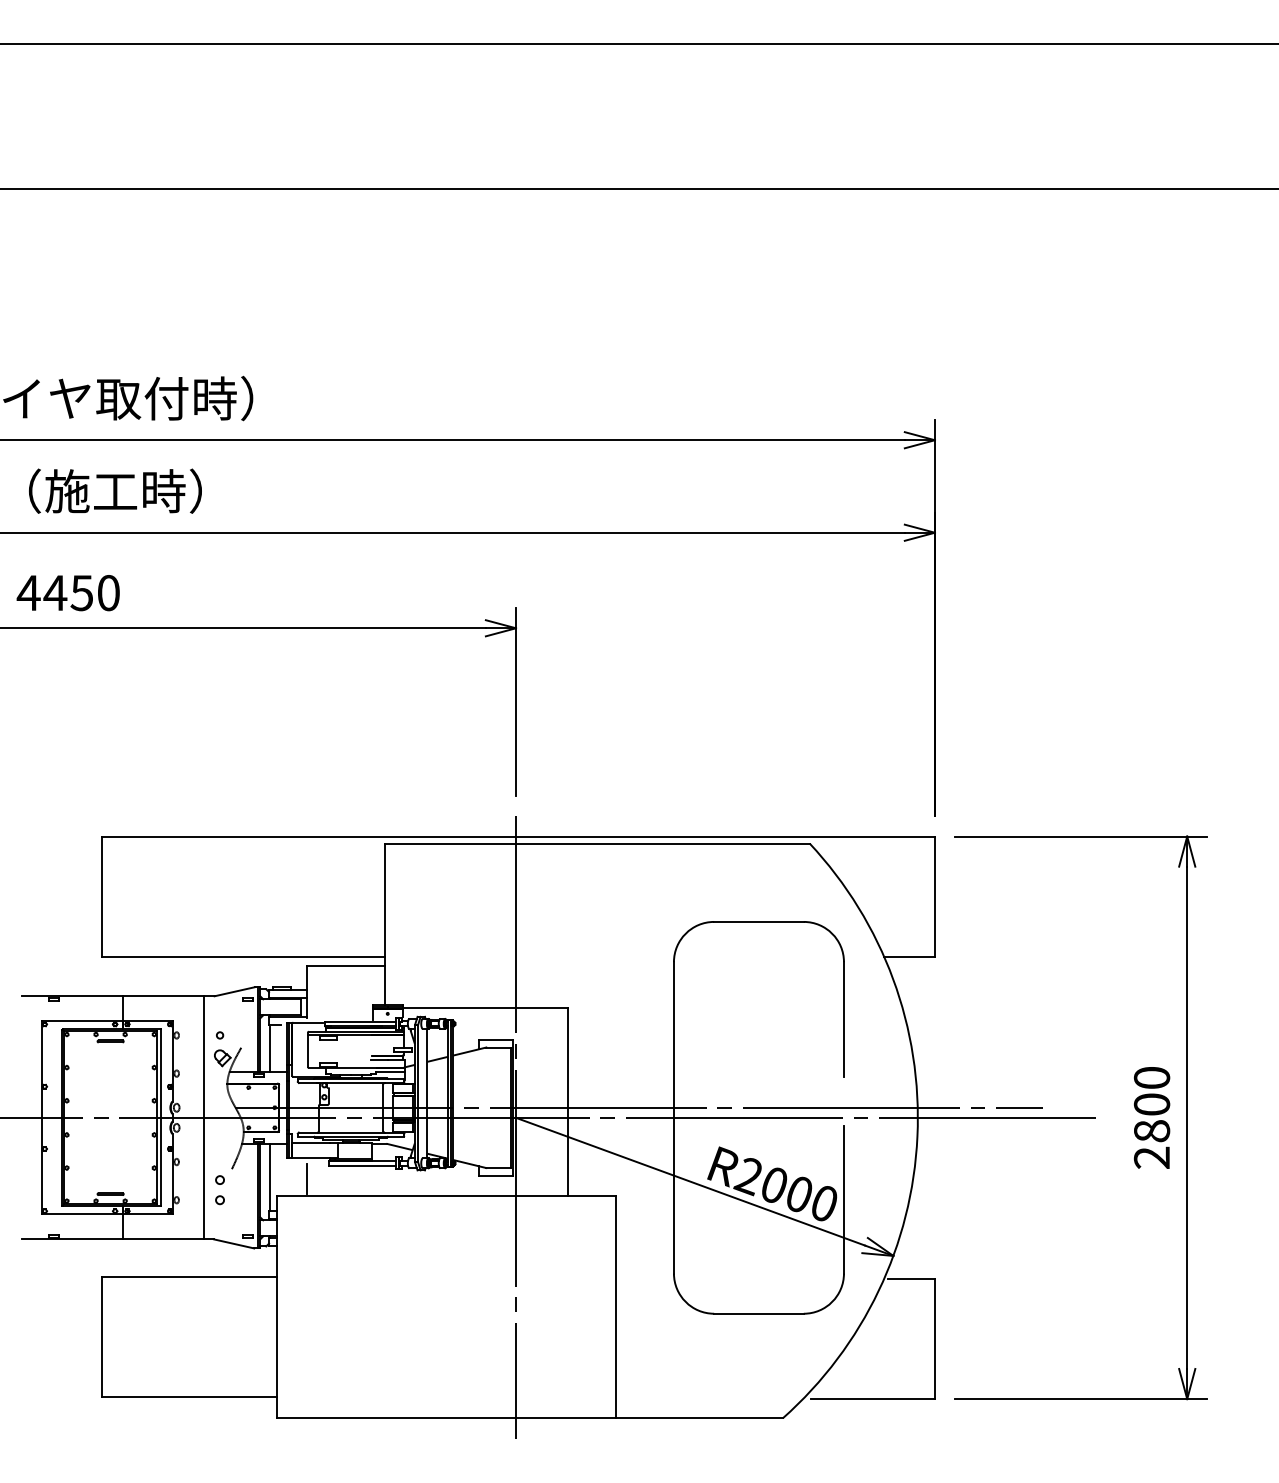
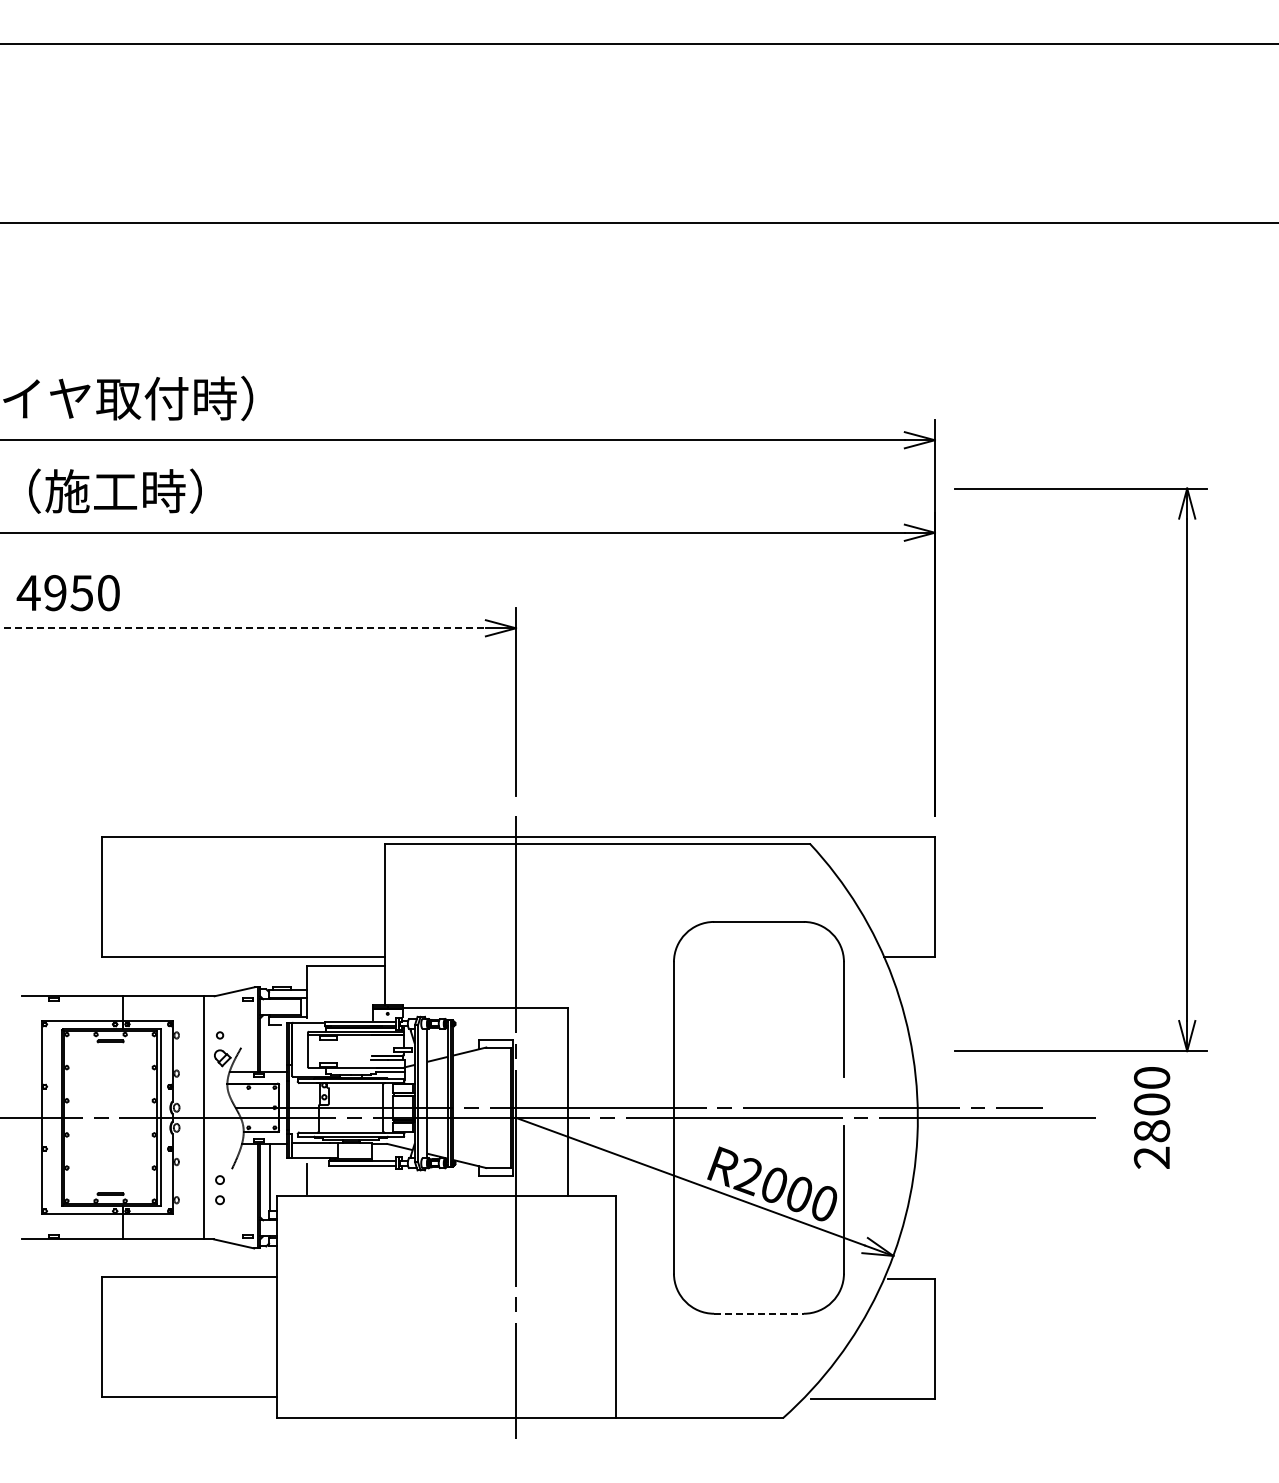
line position: (638, 189) -> (638, 223) (638, 223)
text: 4450 -> 4950 (55, 593)
line: solid -> dashed (243, 628)
line: present -> none (270, 1048)
part position: (1186, 1117) -> (1186, 769) (1186, 769)
line: solid -> dashed (758, 1313)
